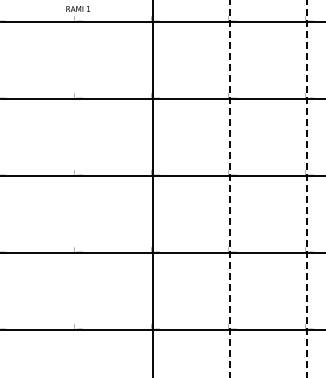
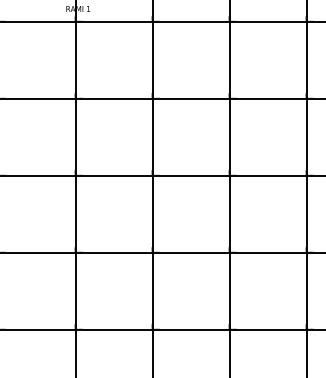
line: none -> present (75, 188)
line: dashed -> solid (229, 188)
line: dashed -> solid (306, 188)
